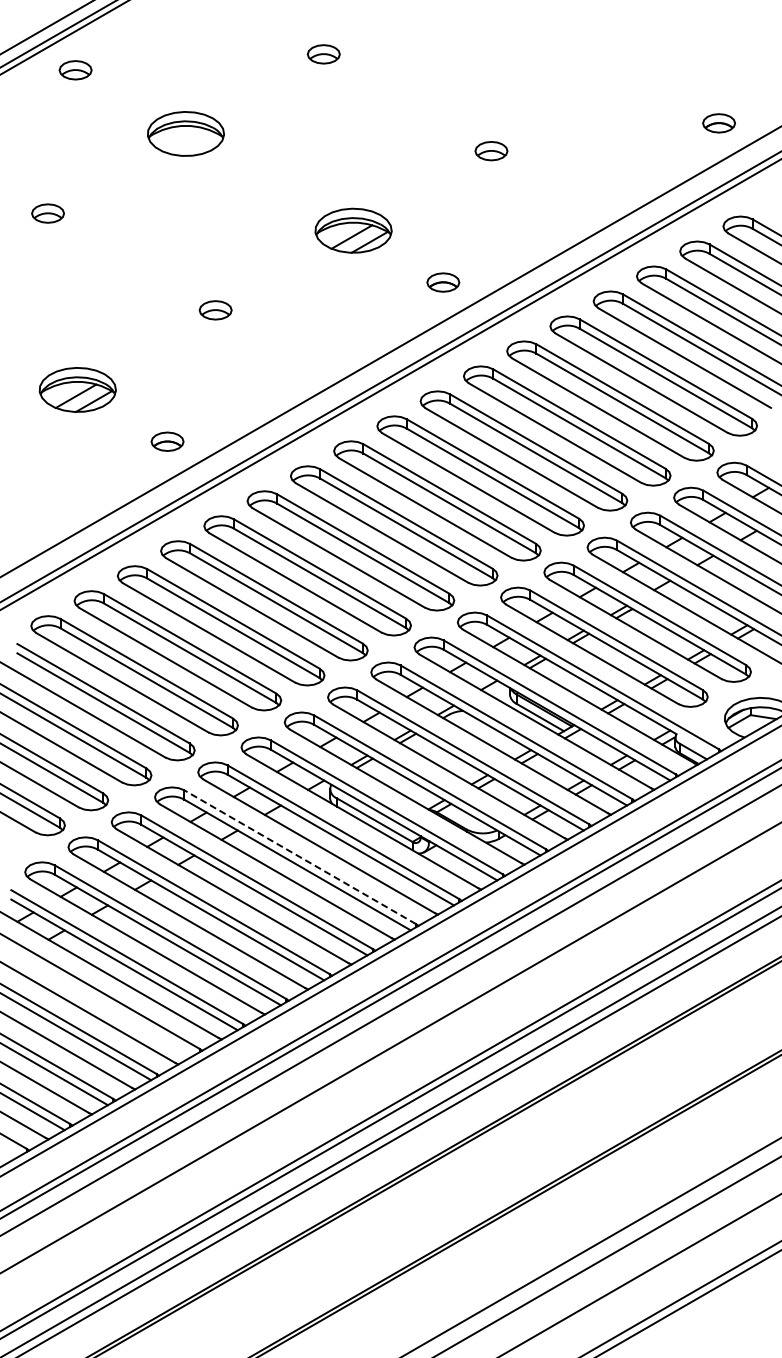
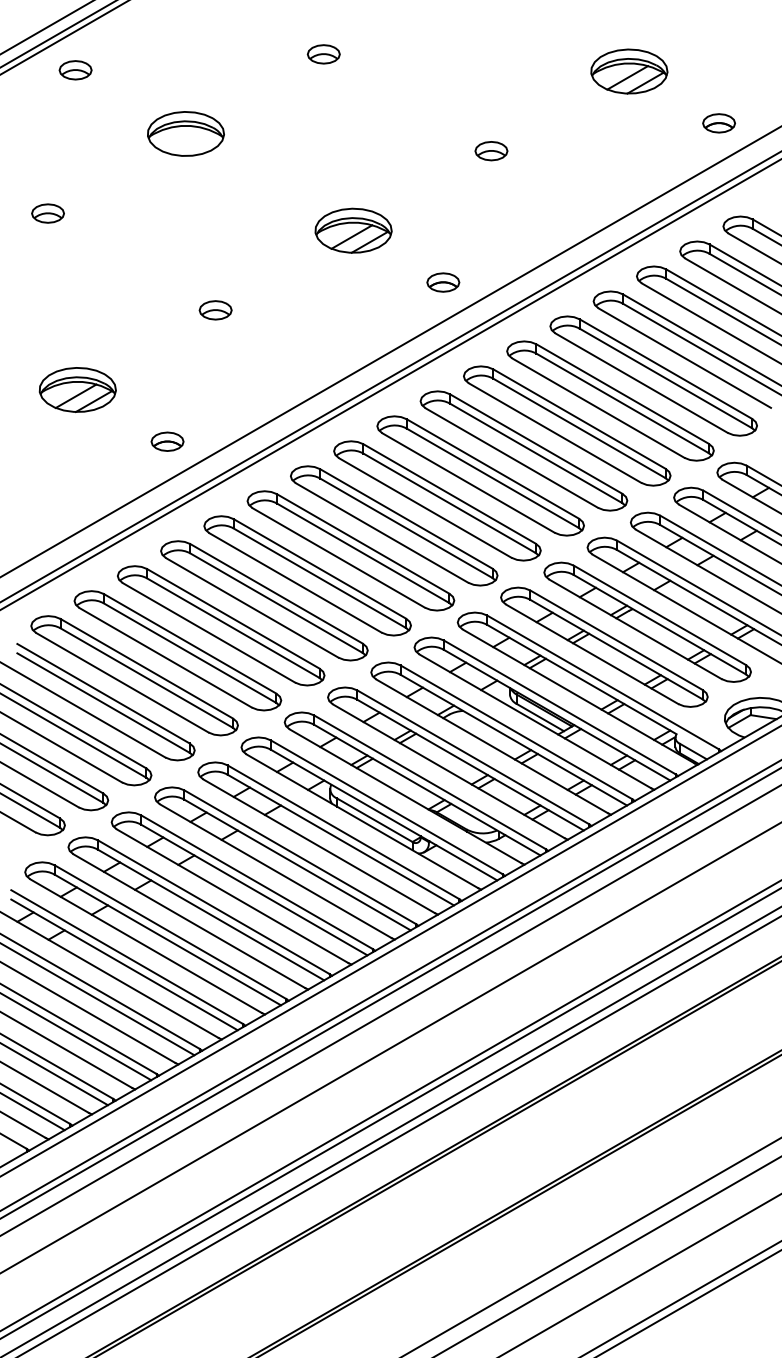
part: none -> present (629, 71)
line: dashed -> solid (300, 857)
line: none -> present (98, 999)
